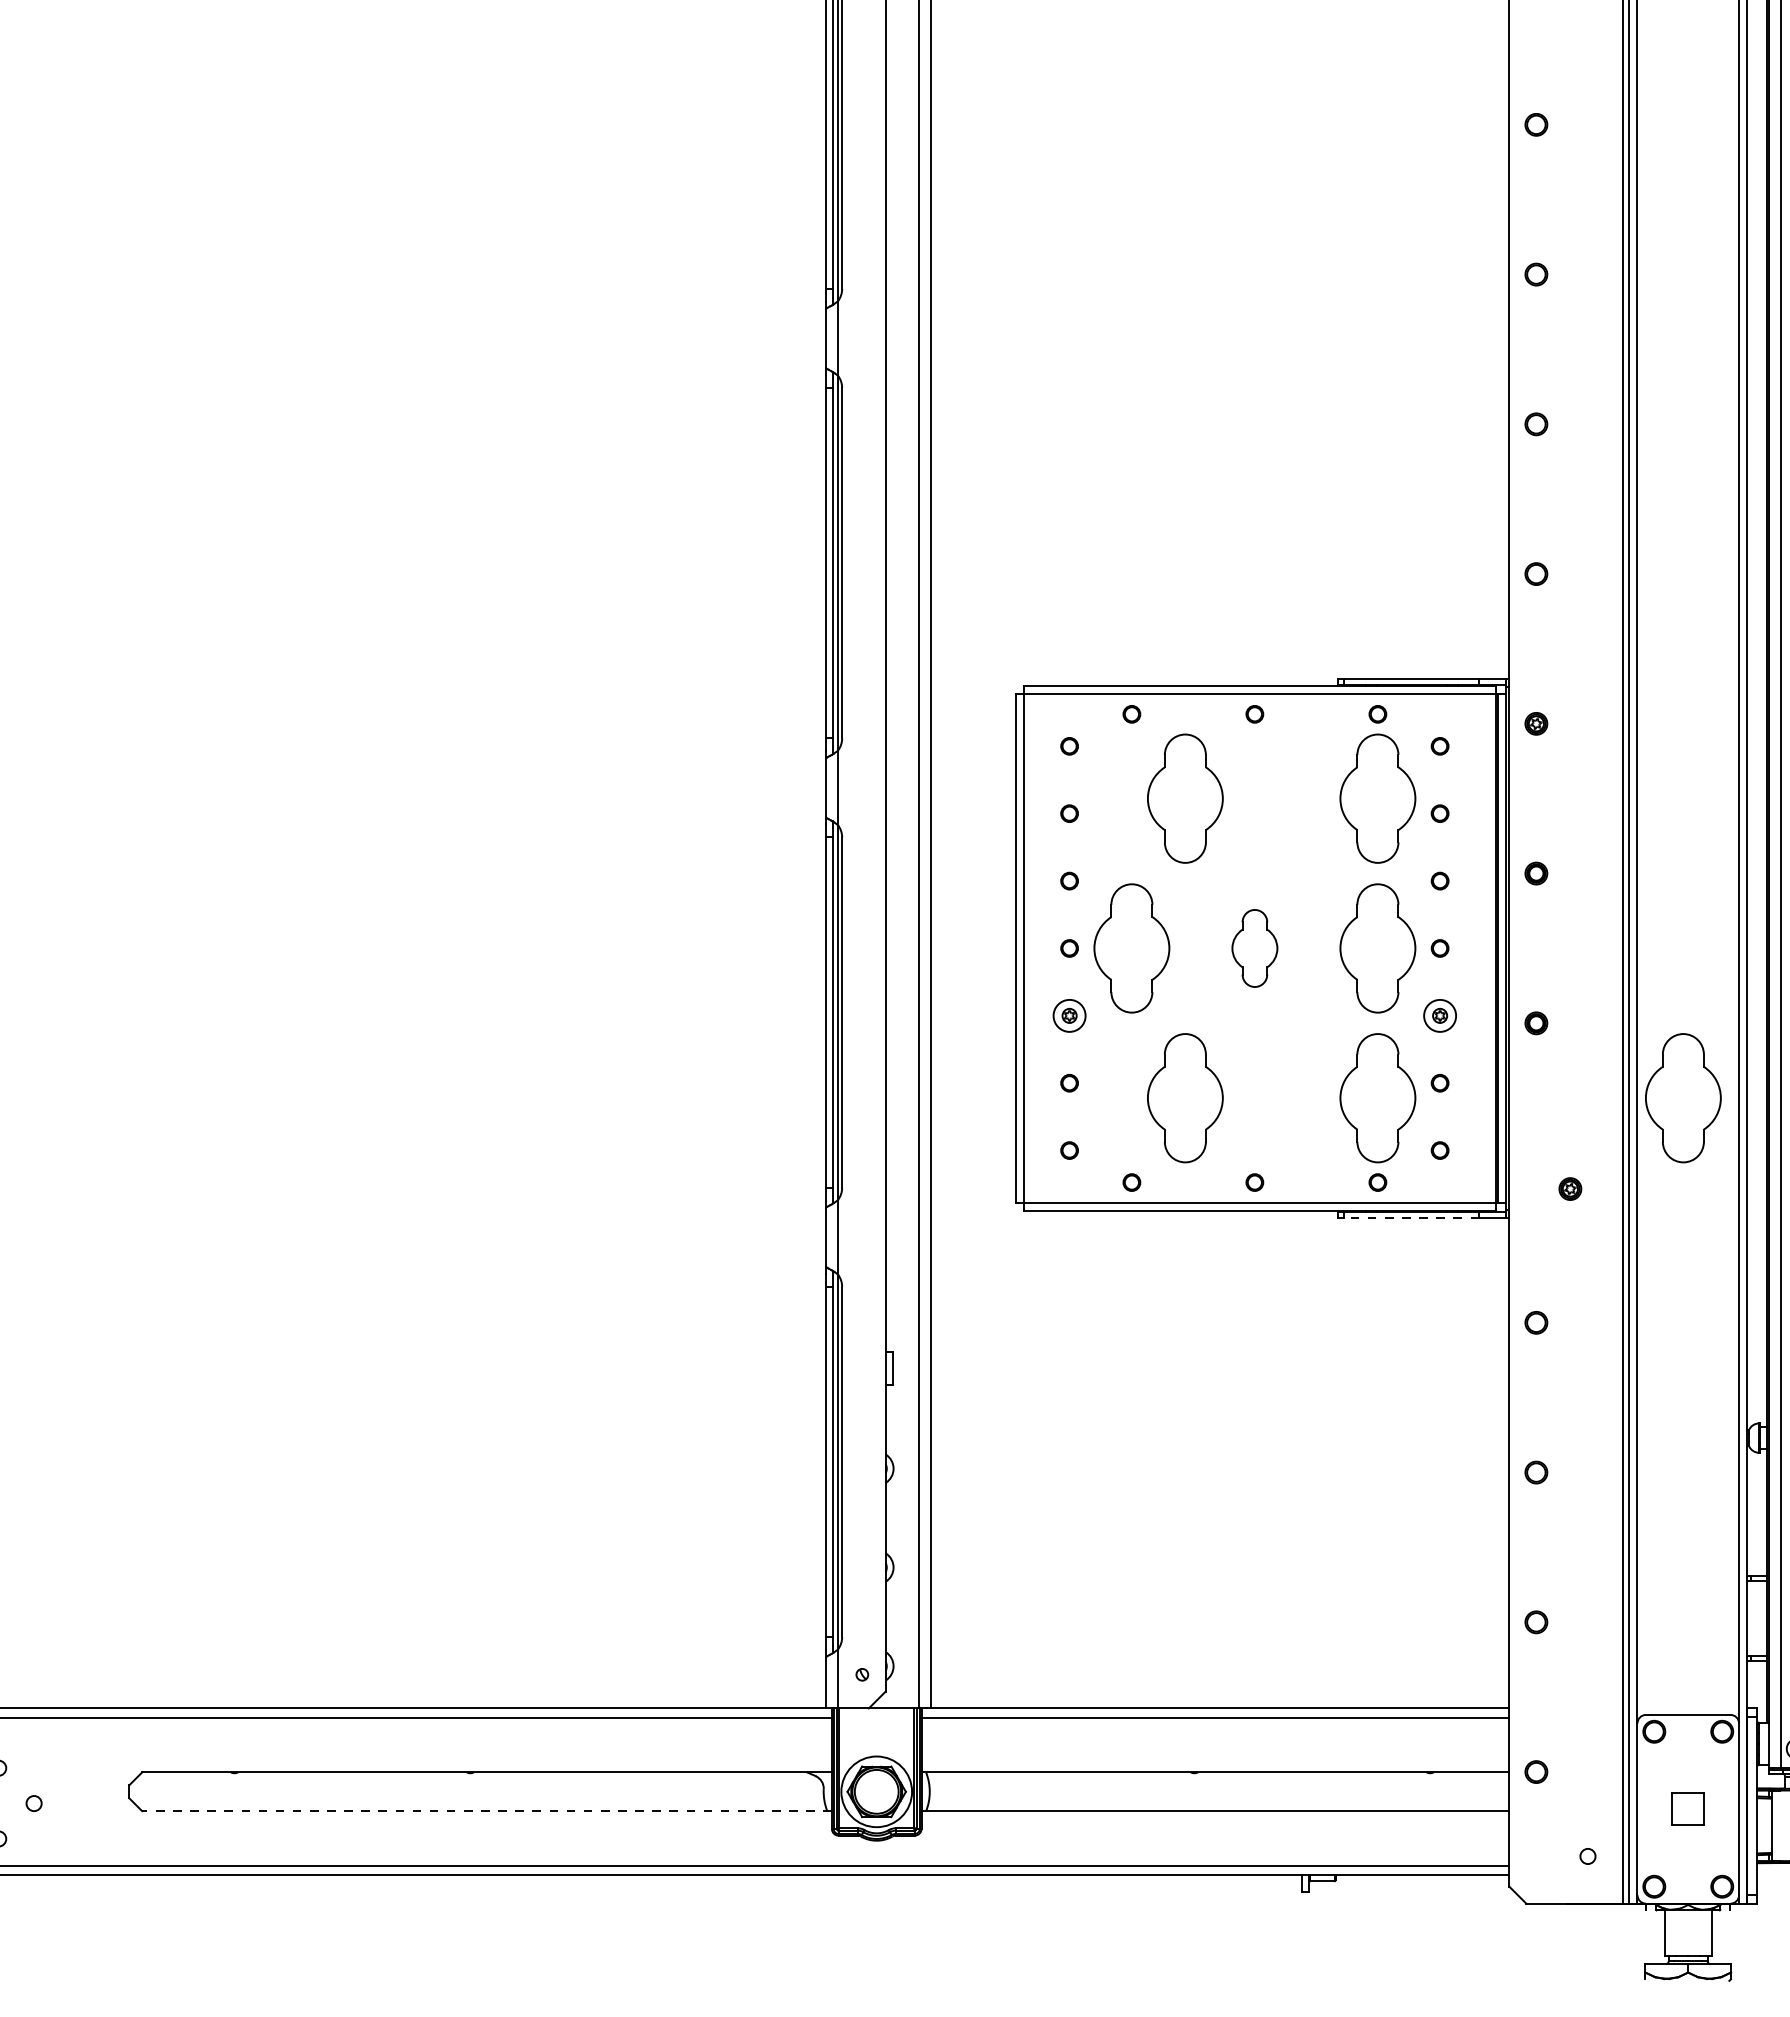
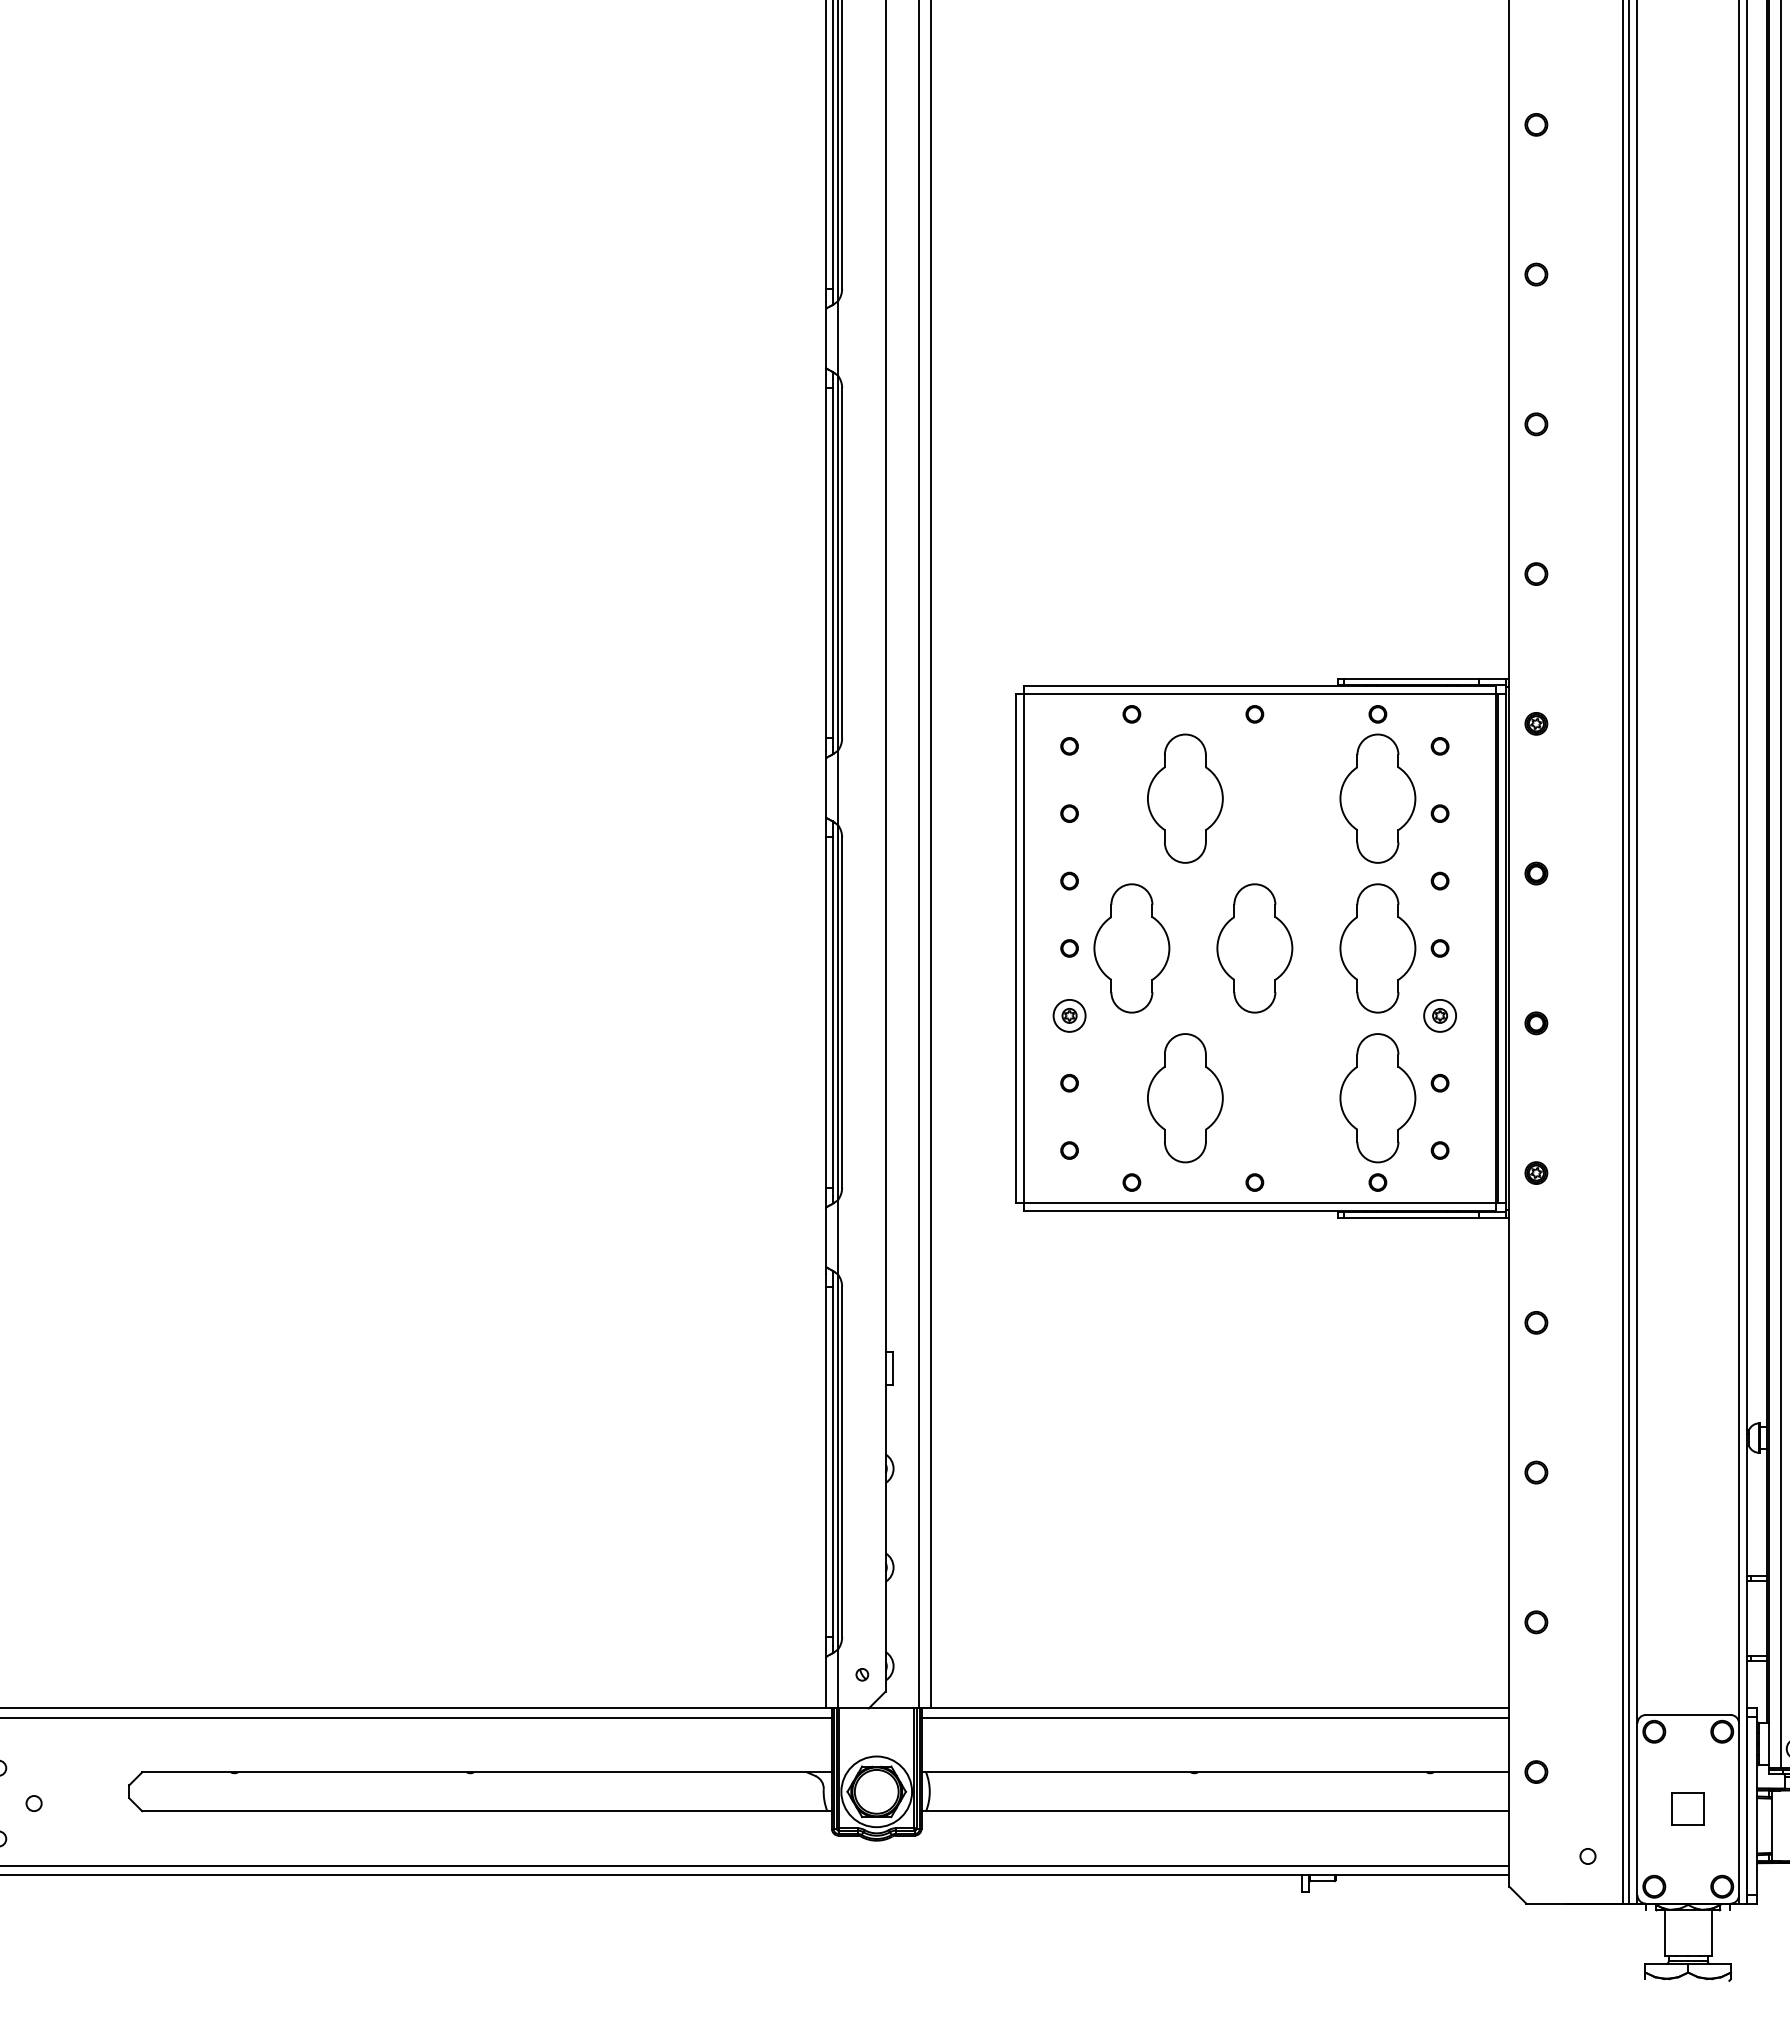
part size: 48x79 px -> 78x131 px (1254, 948)
part: present -> none (1683, 1098)
part position: (1570, 1188) -> (1536, 1172) (1536, 1172)
line: dashed -> solid (1411, 1217)
line: dashed -> solid (487, 1811)
